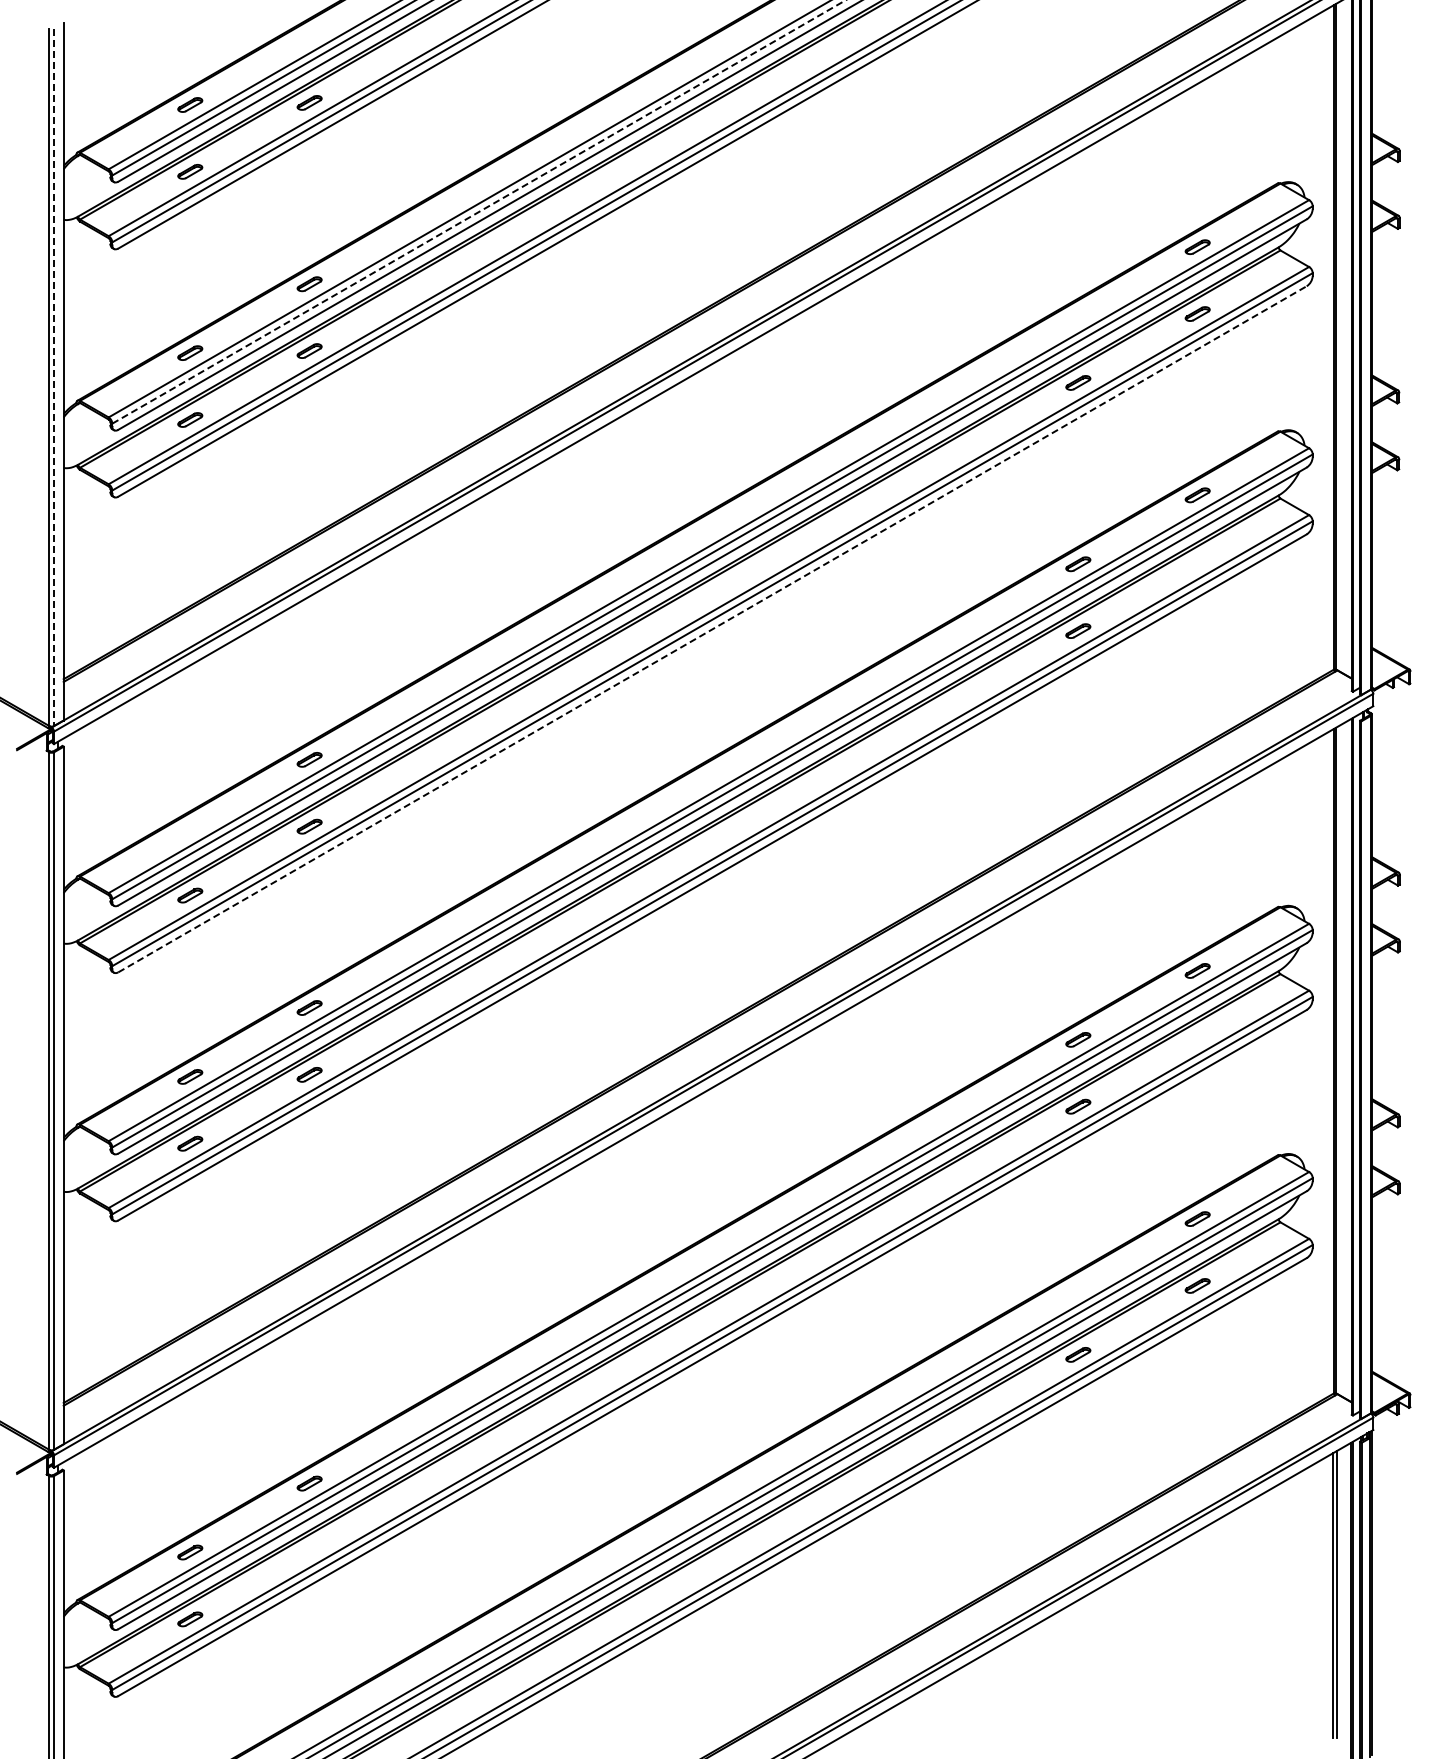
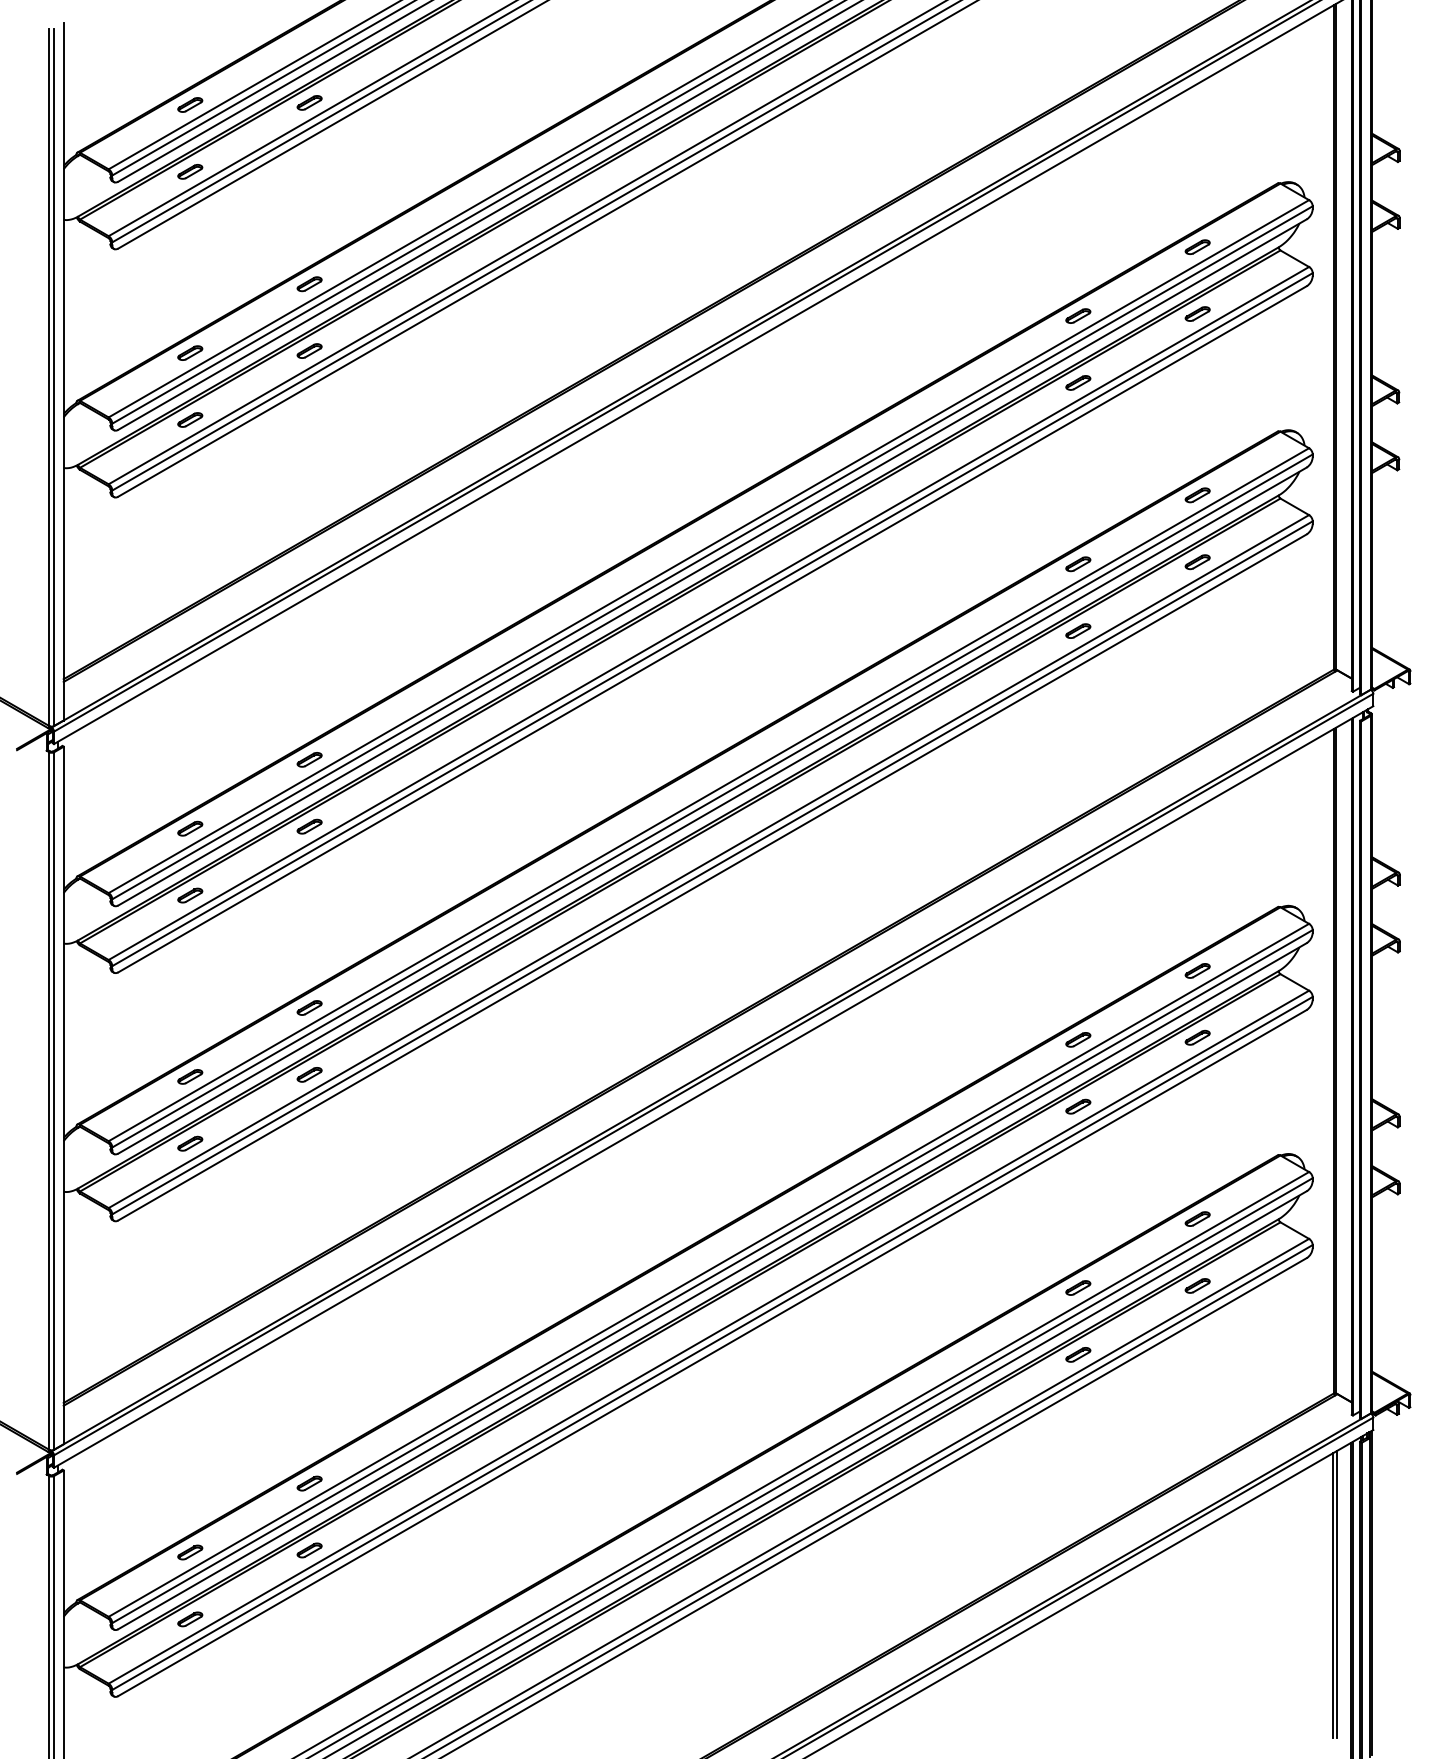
line: dashed -> solid (479, 211)
part: none -> present (1078, 315)
line: dashed -> solid (54, 377)
part: none -> present (1197, 562)
line: dashed -> solid (712, 629)
part: none -> present (190, 828)
part: none -> present (1197, 1037)
part: none -> present (1078, 1287)
part: none -> present (309, 1550)
